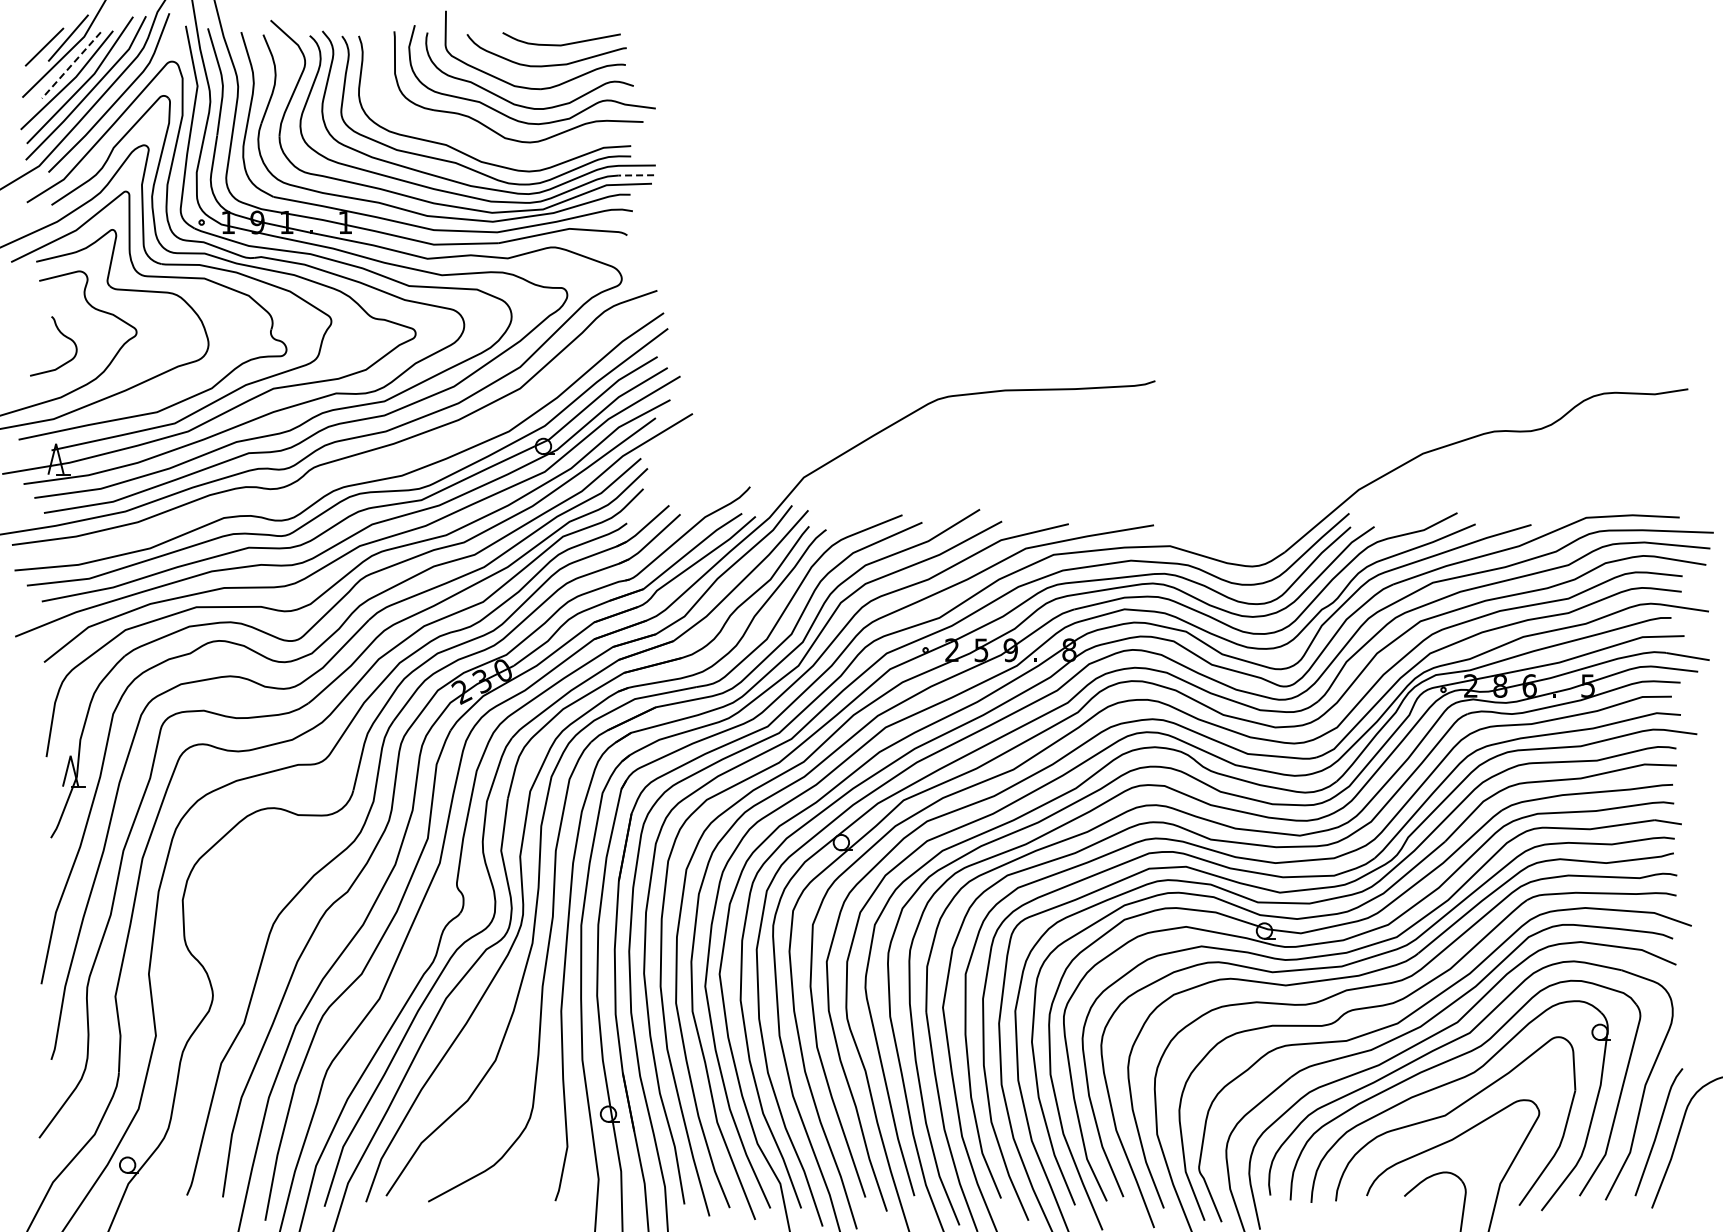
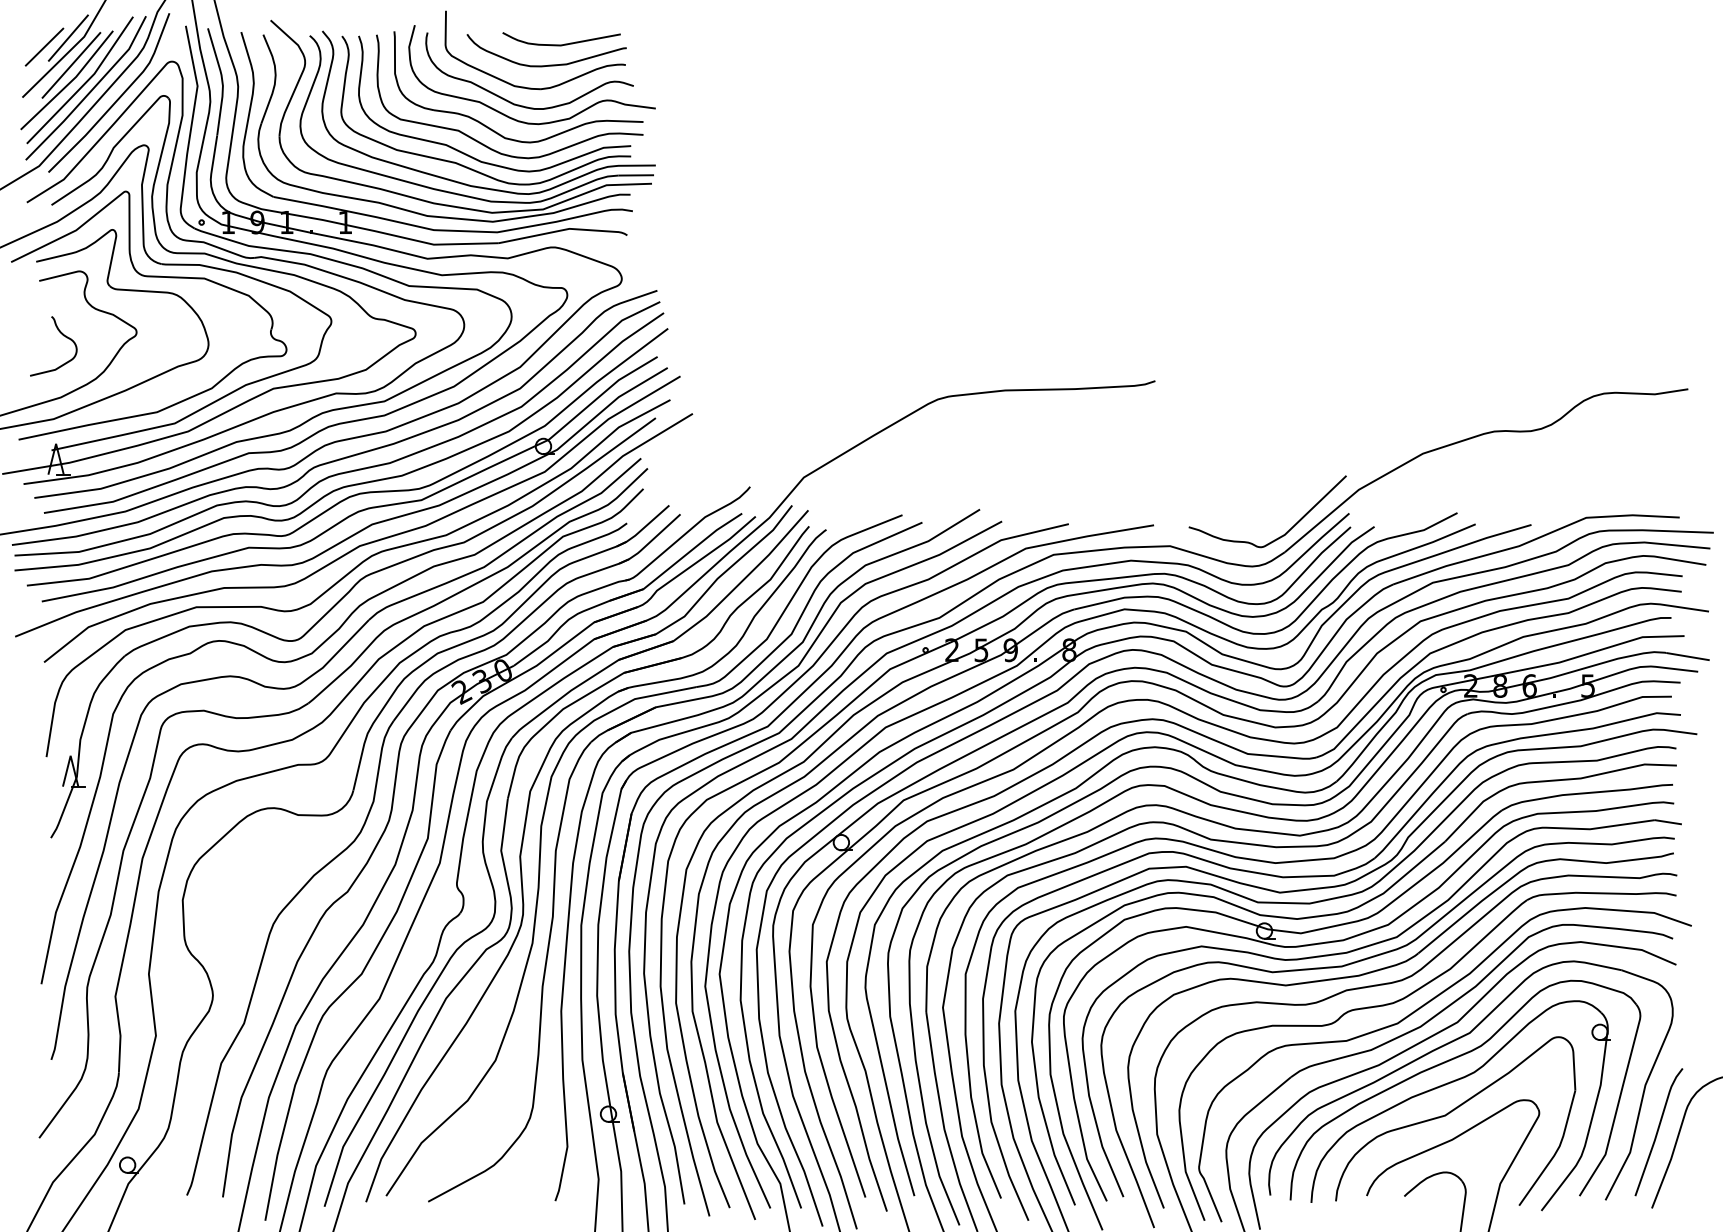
line: dashed -> solid (71, 65)
curve: none -> present (485, 144)
line: dashed -> solid (636, 175)
curve: none -> present (344, 471)
curve: none -> present (1286, 531)
